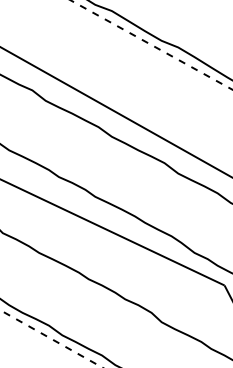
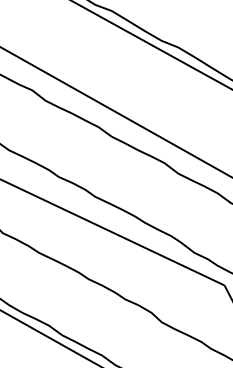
line: dashed -> solid (151, 44)
line: dashed -> solid (51, 338)
